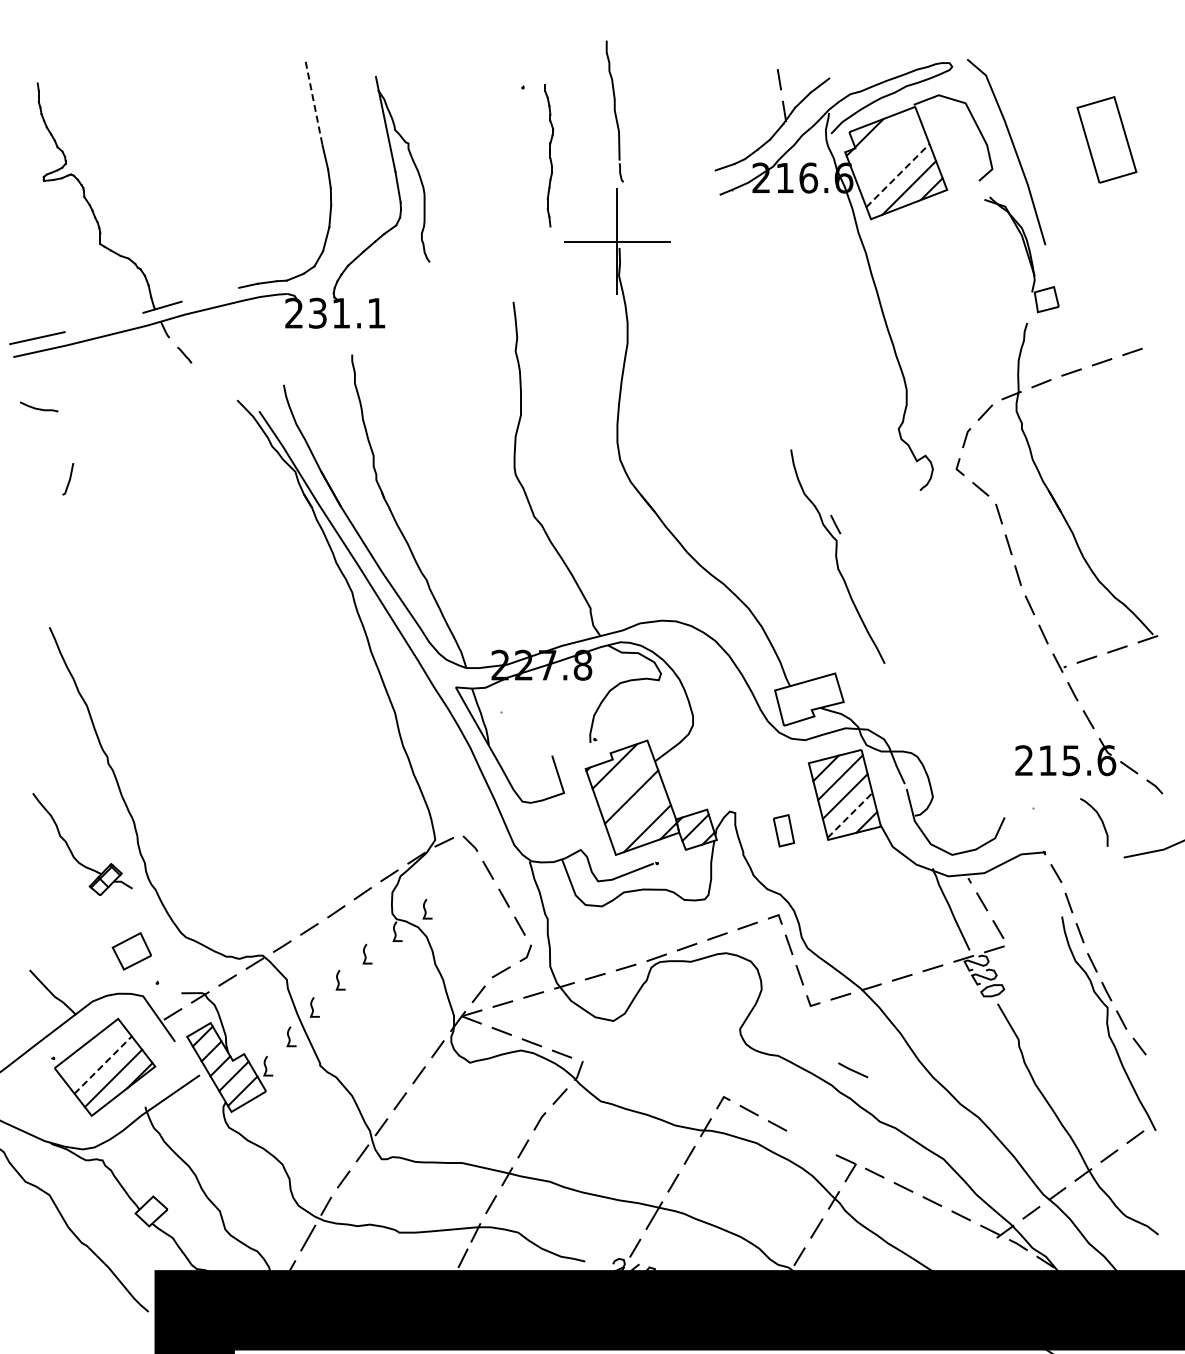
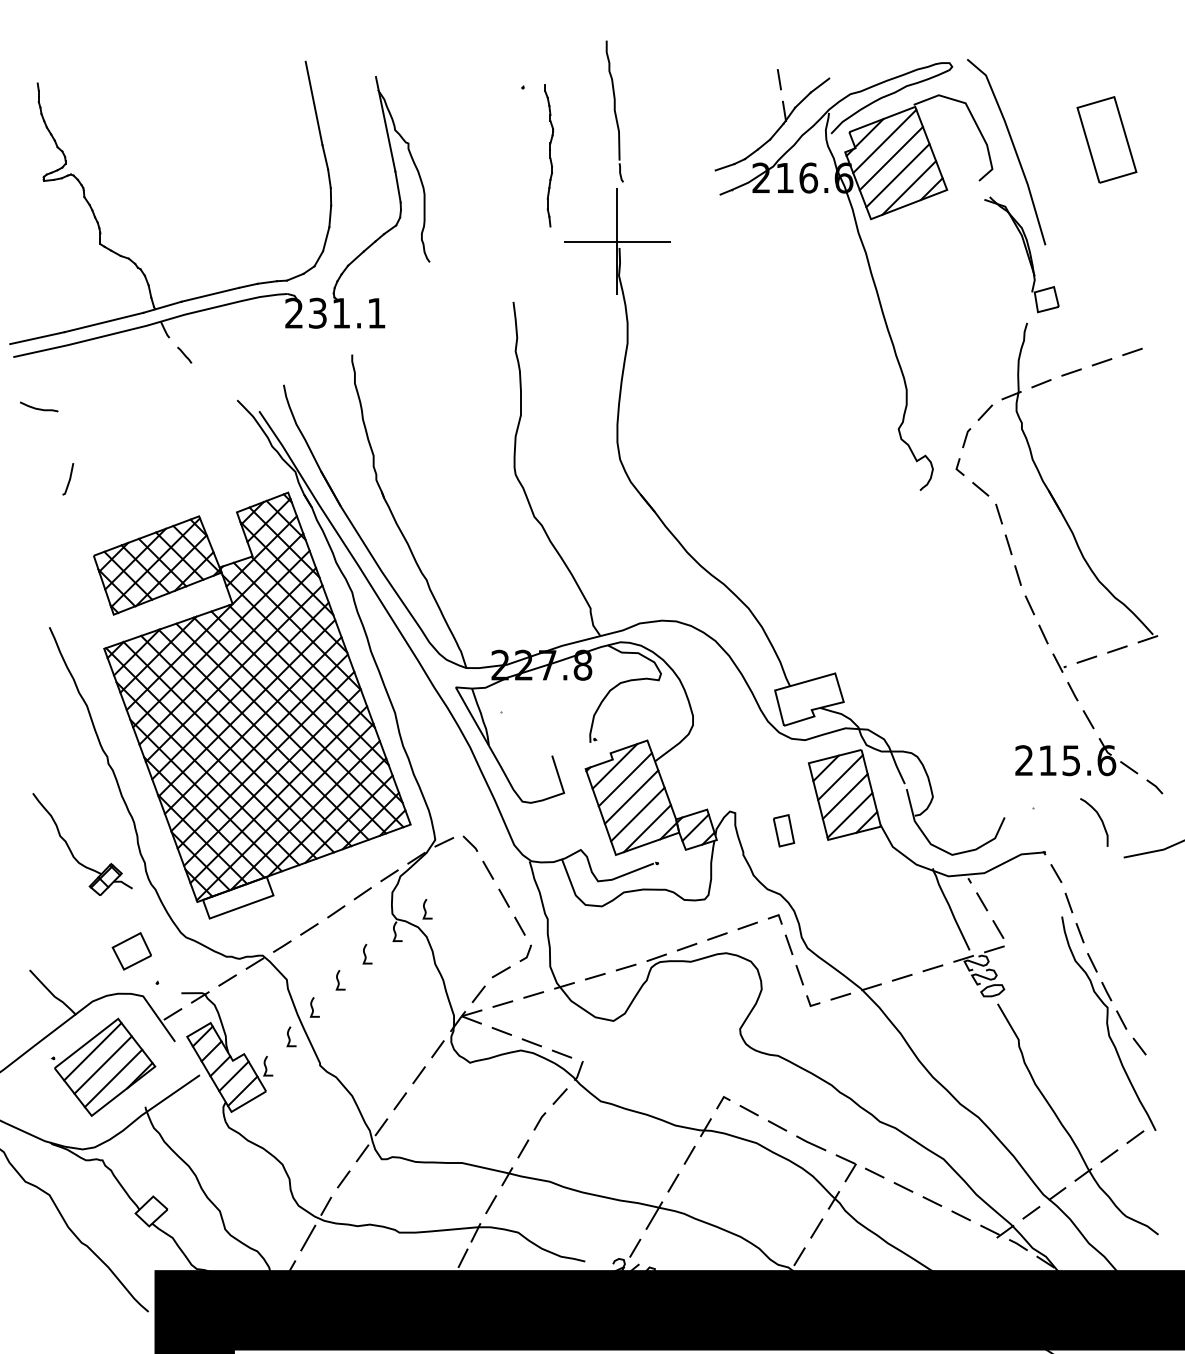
line: dashed -> solid (314, 103)
line: none -> present (884, 141)
line: none -> present (890, 158)
line: dashed -> solid (897, 175)
line: none -> present (210, 294)
line: none -> present (103, 322)
part: present -> none (837, 556)
part: none -> present (252, 705)
line: none -> present (624, 779)
line: none -> present (637, 814)
line: dashed -> solid (850, 815)
line: none -> present (92, 1051)
line: dashed -> solid (103, 1065)
line position: (853, 1070) -> (811, 1143) (811, 1143)
